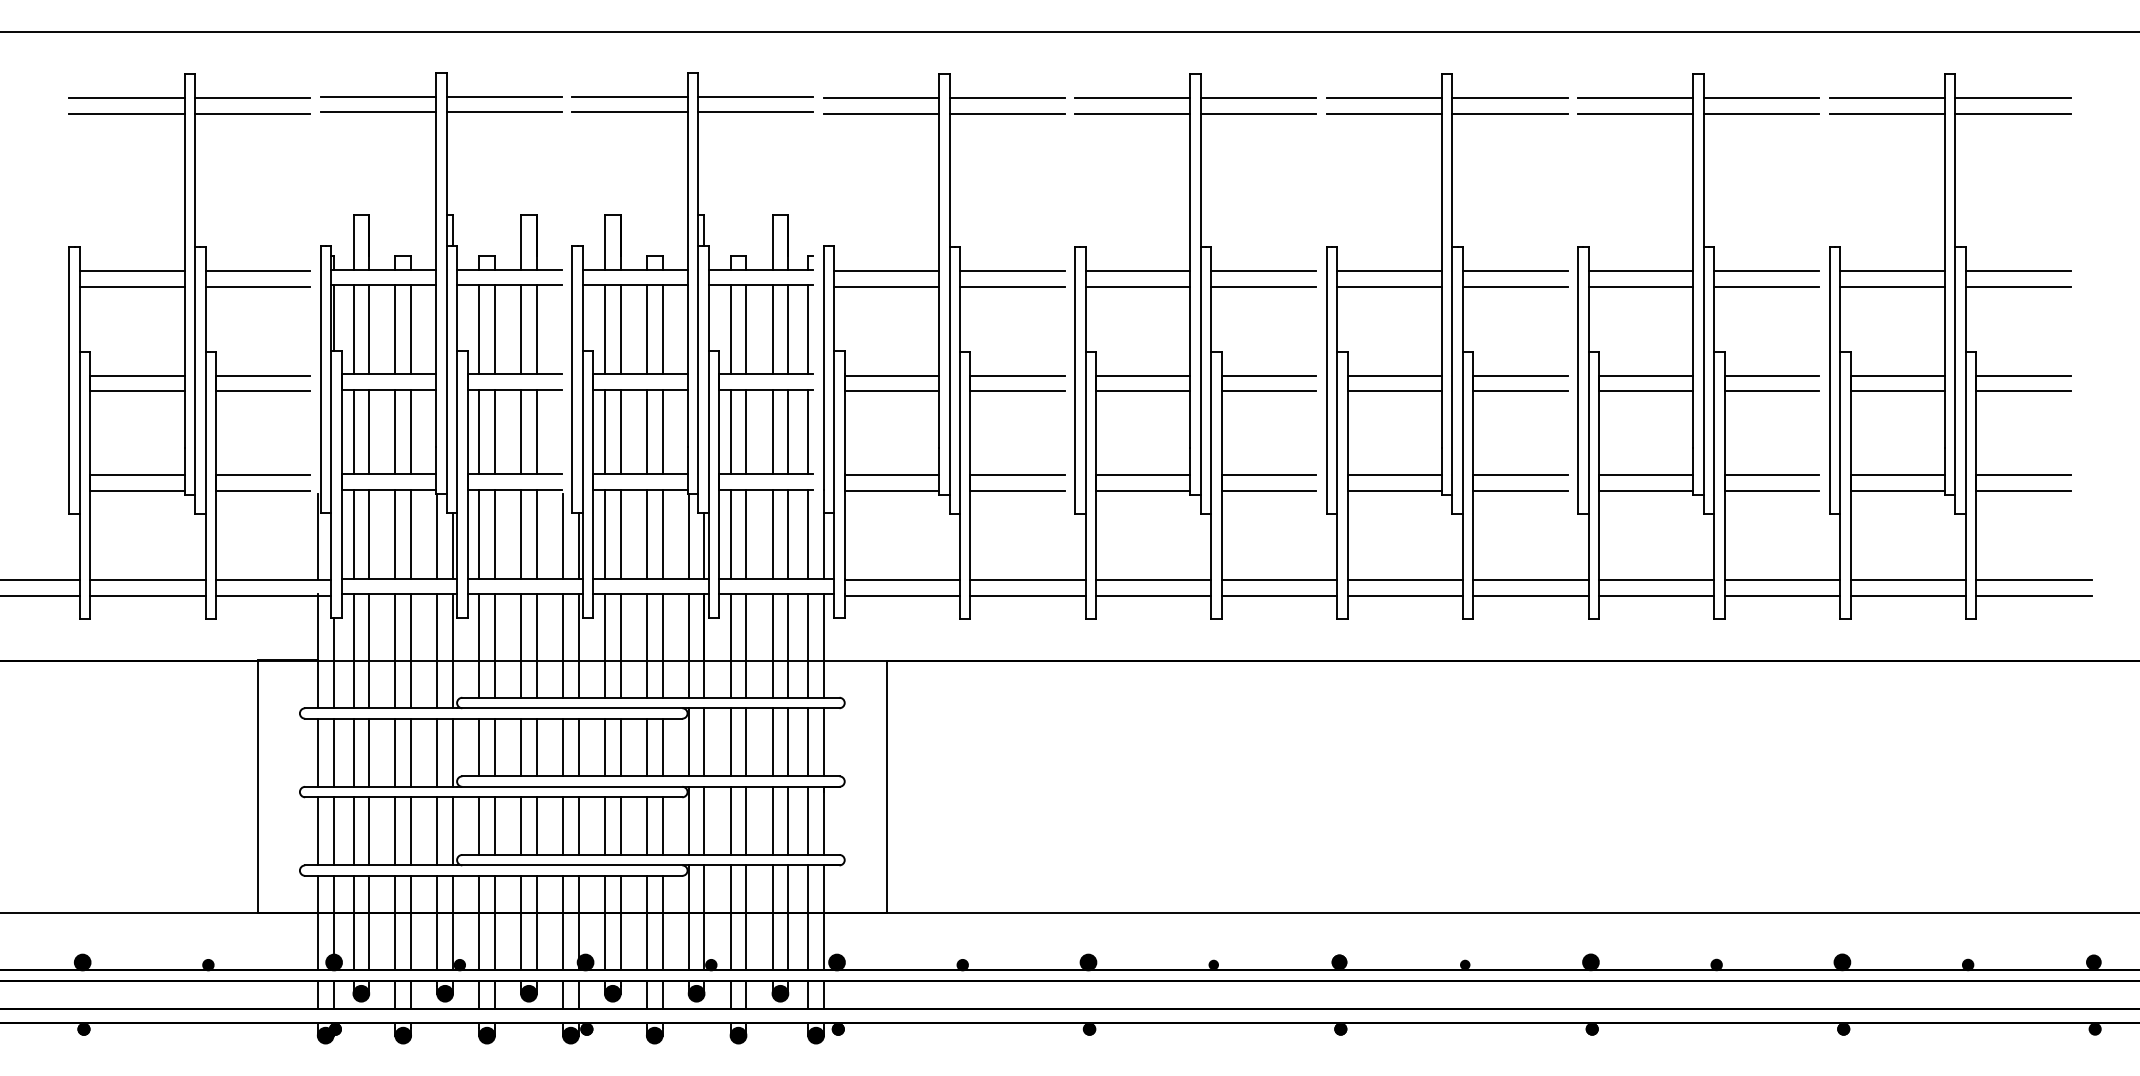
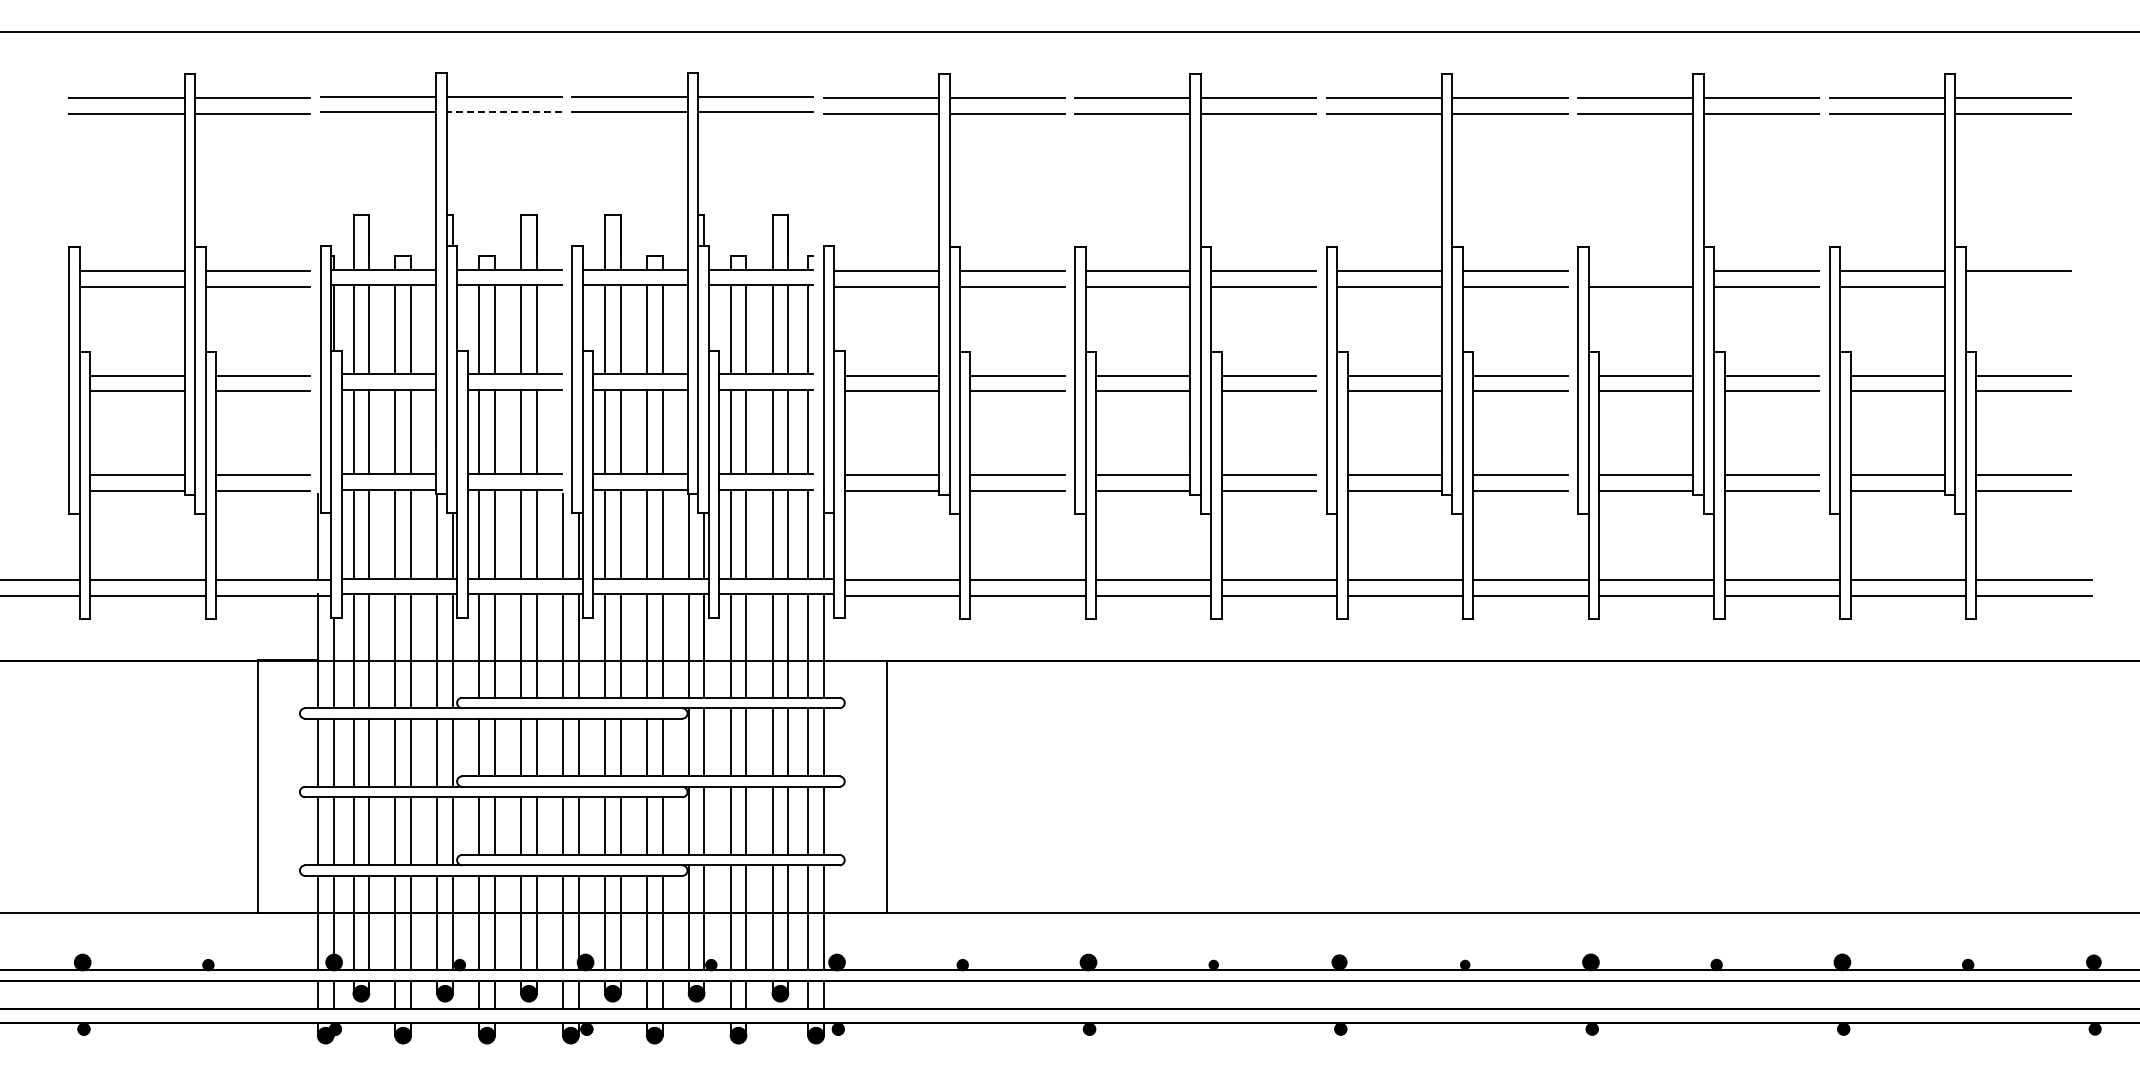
line: solid -> dashed (504, 112)
line: present -> none (1640, 270)
line: present -> none (2017, 286)
